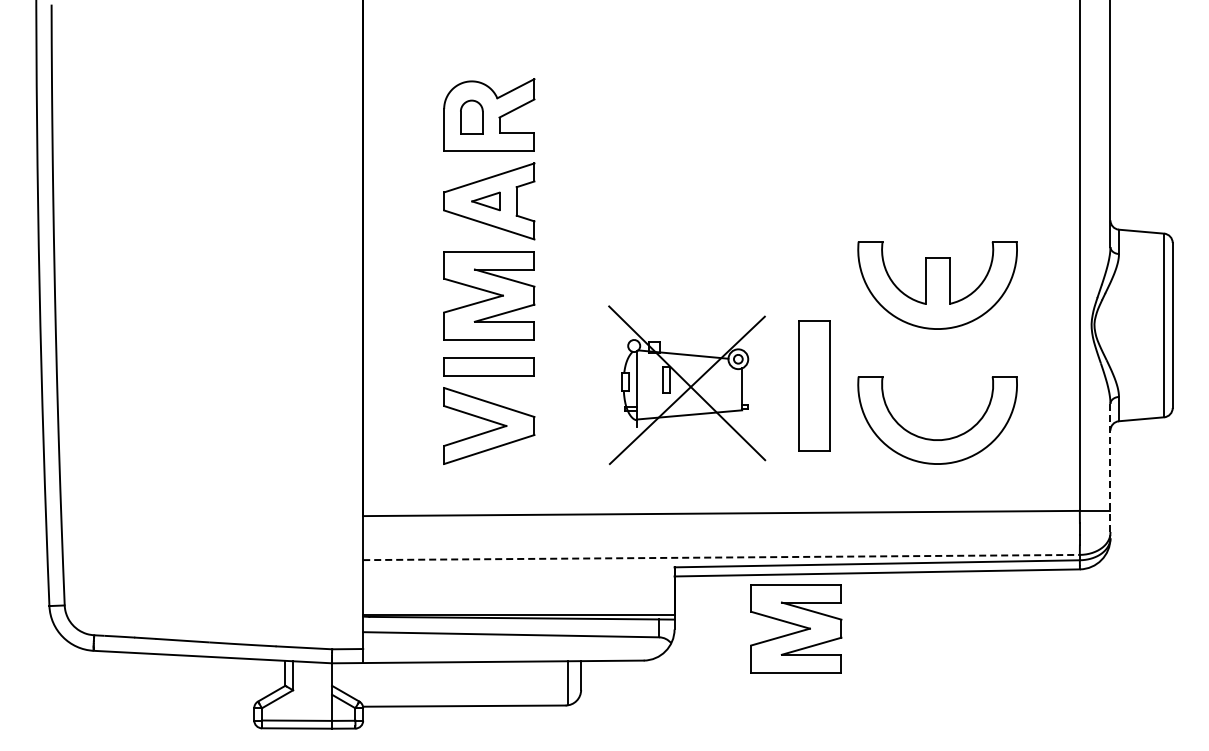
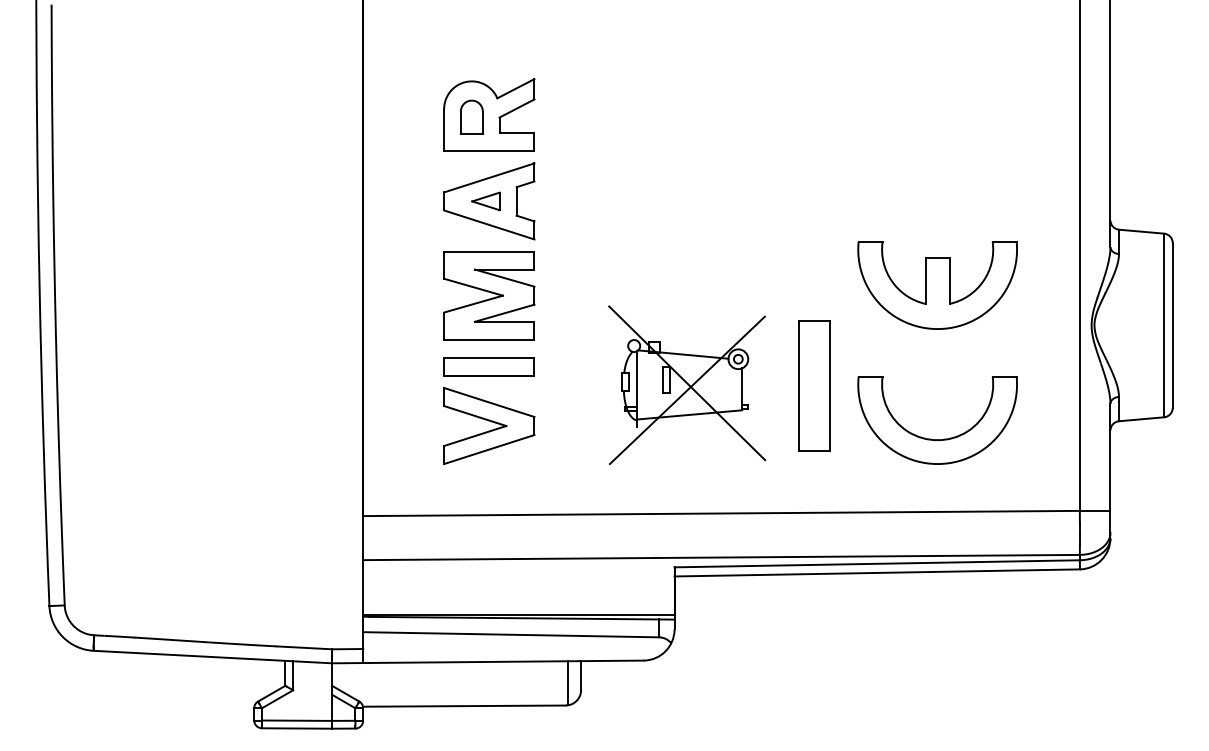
line: dashed -> solid (1110, 471)
line: dashed -> solid (722, 557)
part: present -> none (796, 628)
